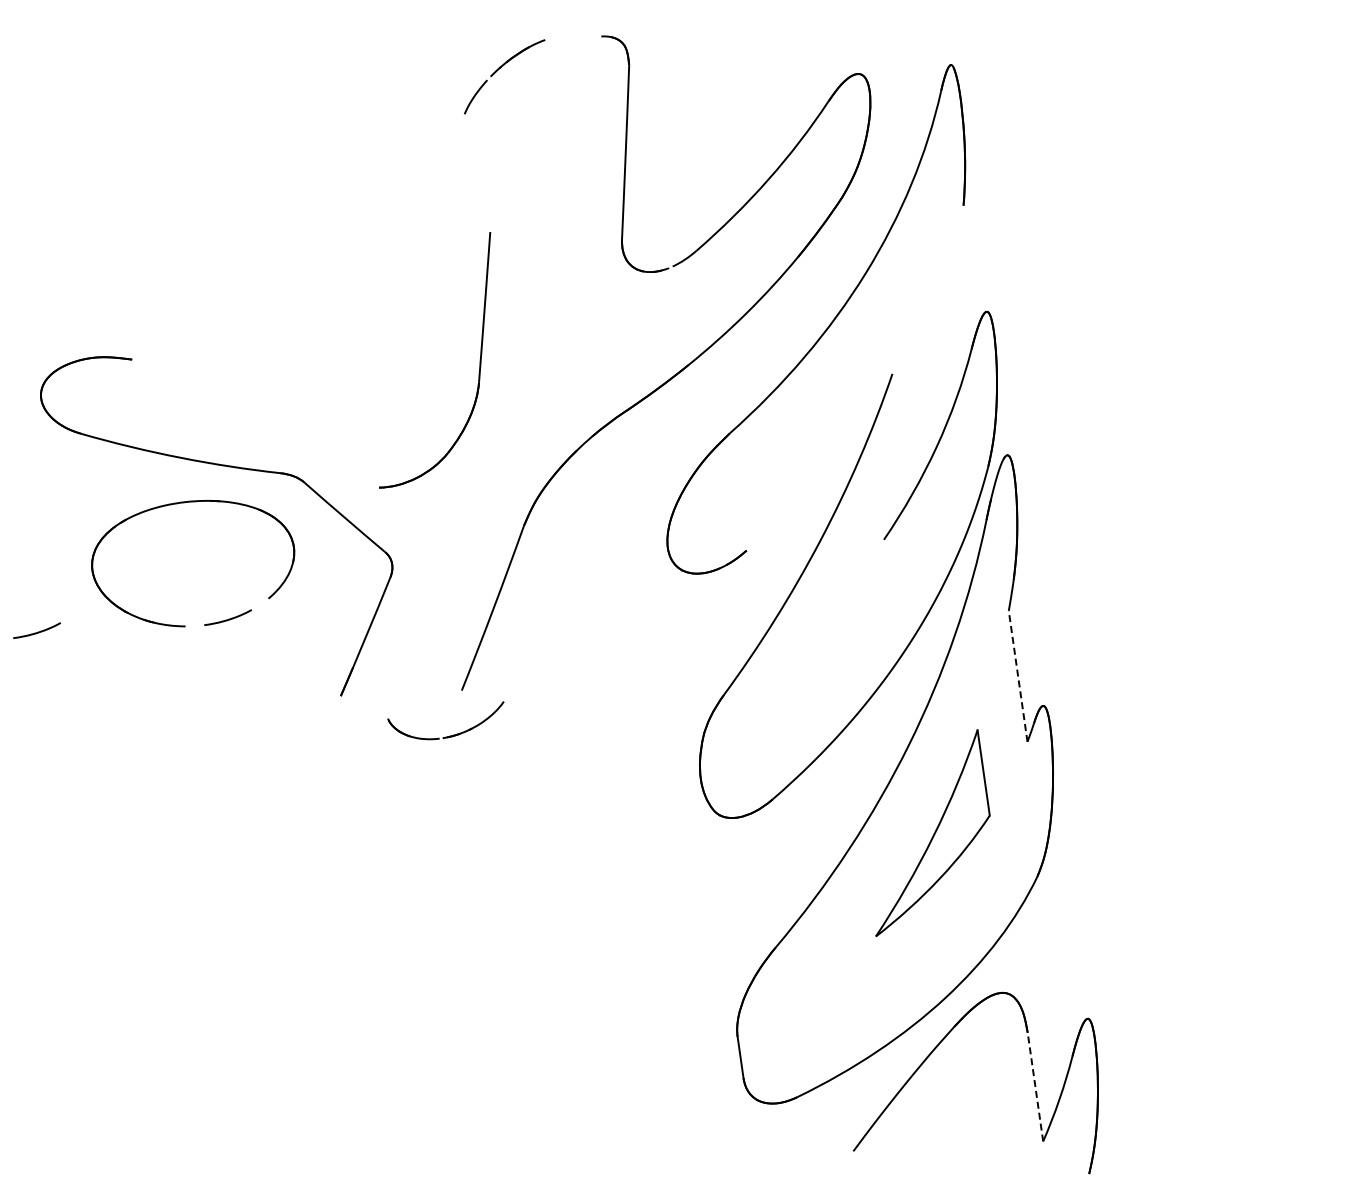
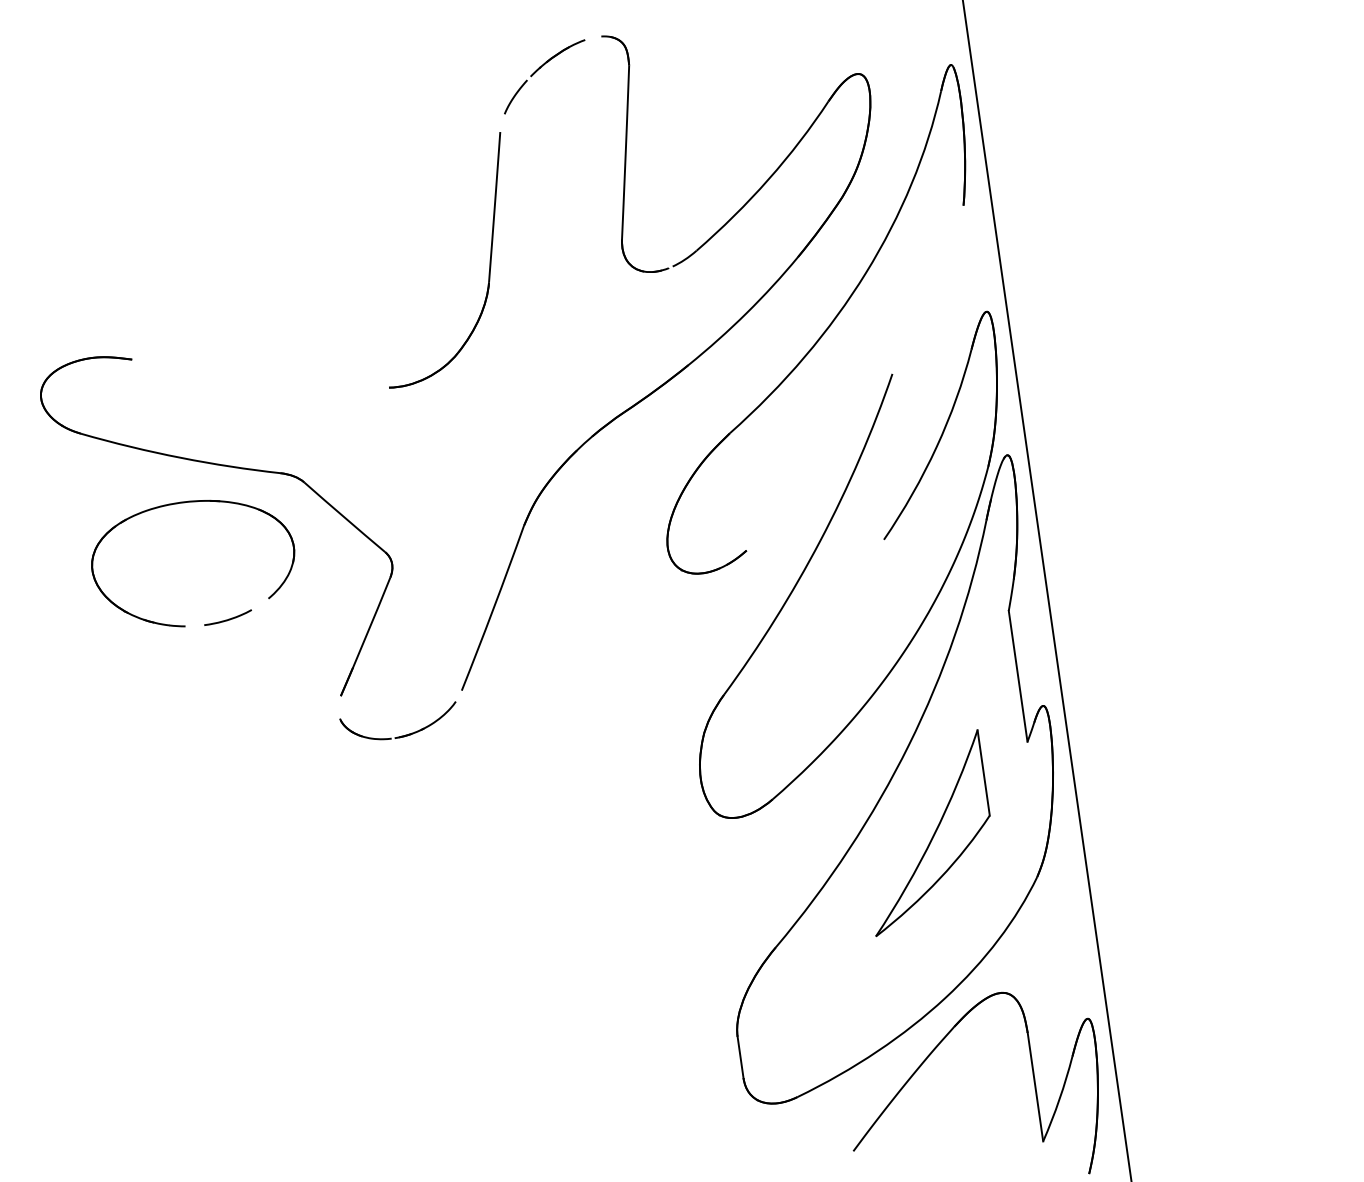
part position: (498, 70) -> (538, 70) (538, 70)
part position: (479, 360) -> (489, 260) (489, 260)
line: none -> present (1047, 590)
curve: present -> none (37, 631)
line: dashed -> solid (1018, 675)
part position: (449, 735) -> (401, 735) (401, 735)
line: dashed -> solid (1035, 1087)
